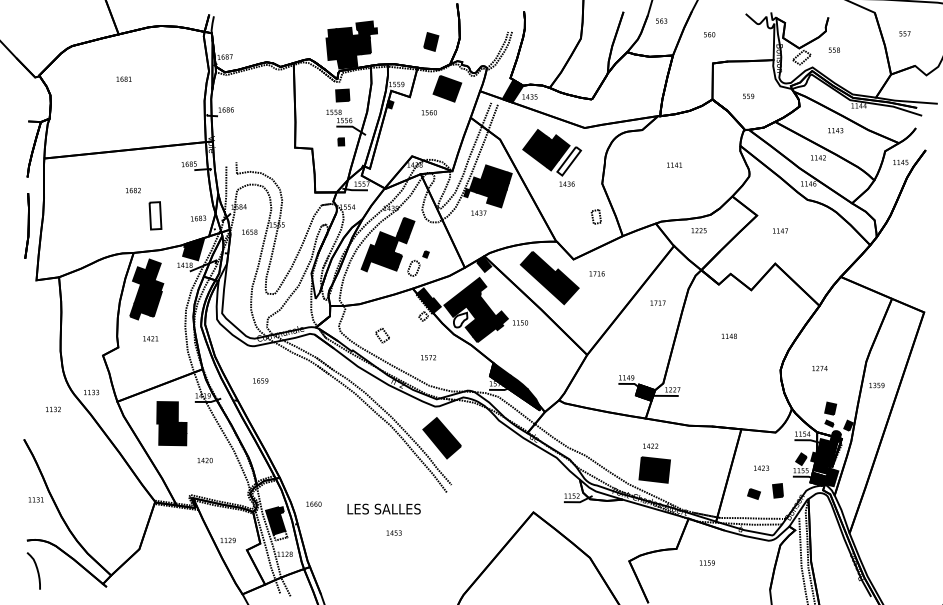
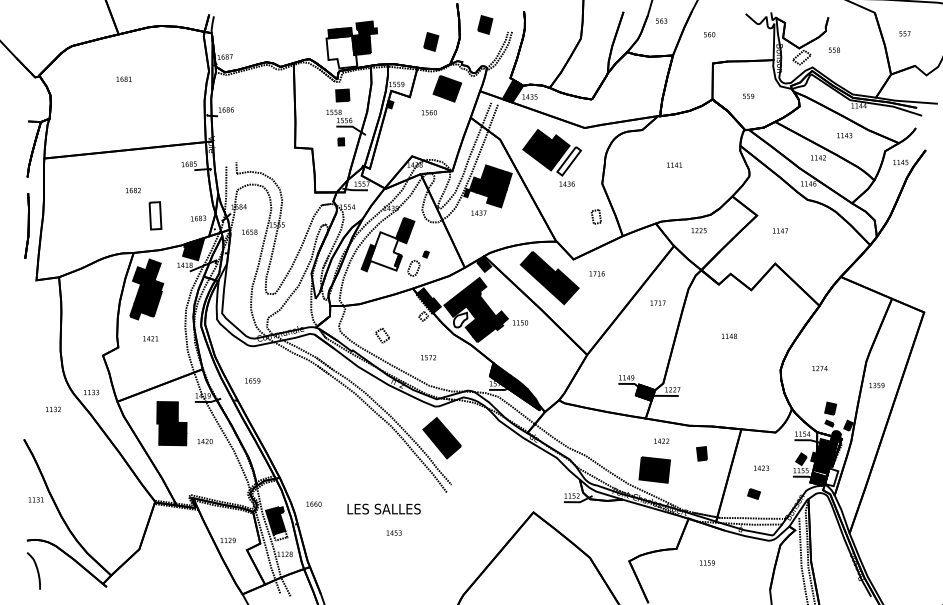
part: none -> present (485, 24)
fill: present -> none (341, 51)
text position: (835, 130) -> (844, 135) (844, 135)
fill: present -> none (384, 251)
text position: (260, 380) -> (252, 380) (252, 380)
text position: (650, 445) -> (661, 440) (661, 440)
text position: (204, 460) -> (204, 441) (204, 441)
fill: present -> none (831, 477)
part position: (777, 490) -> (701, 453) (701, 453)
